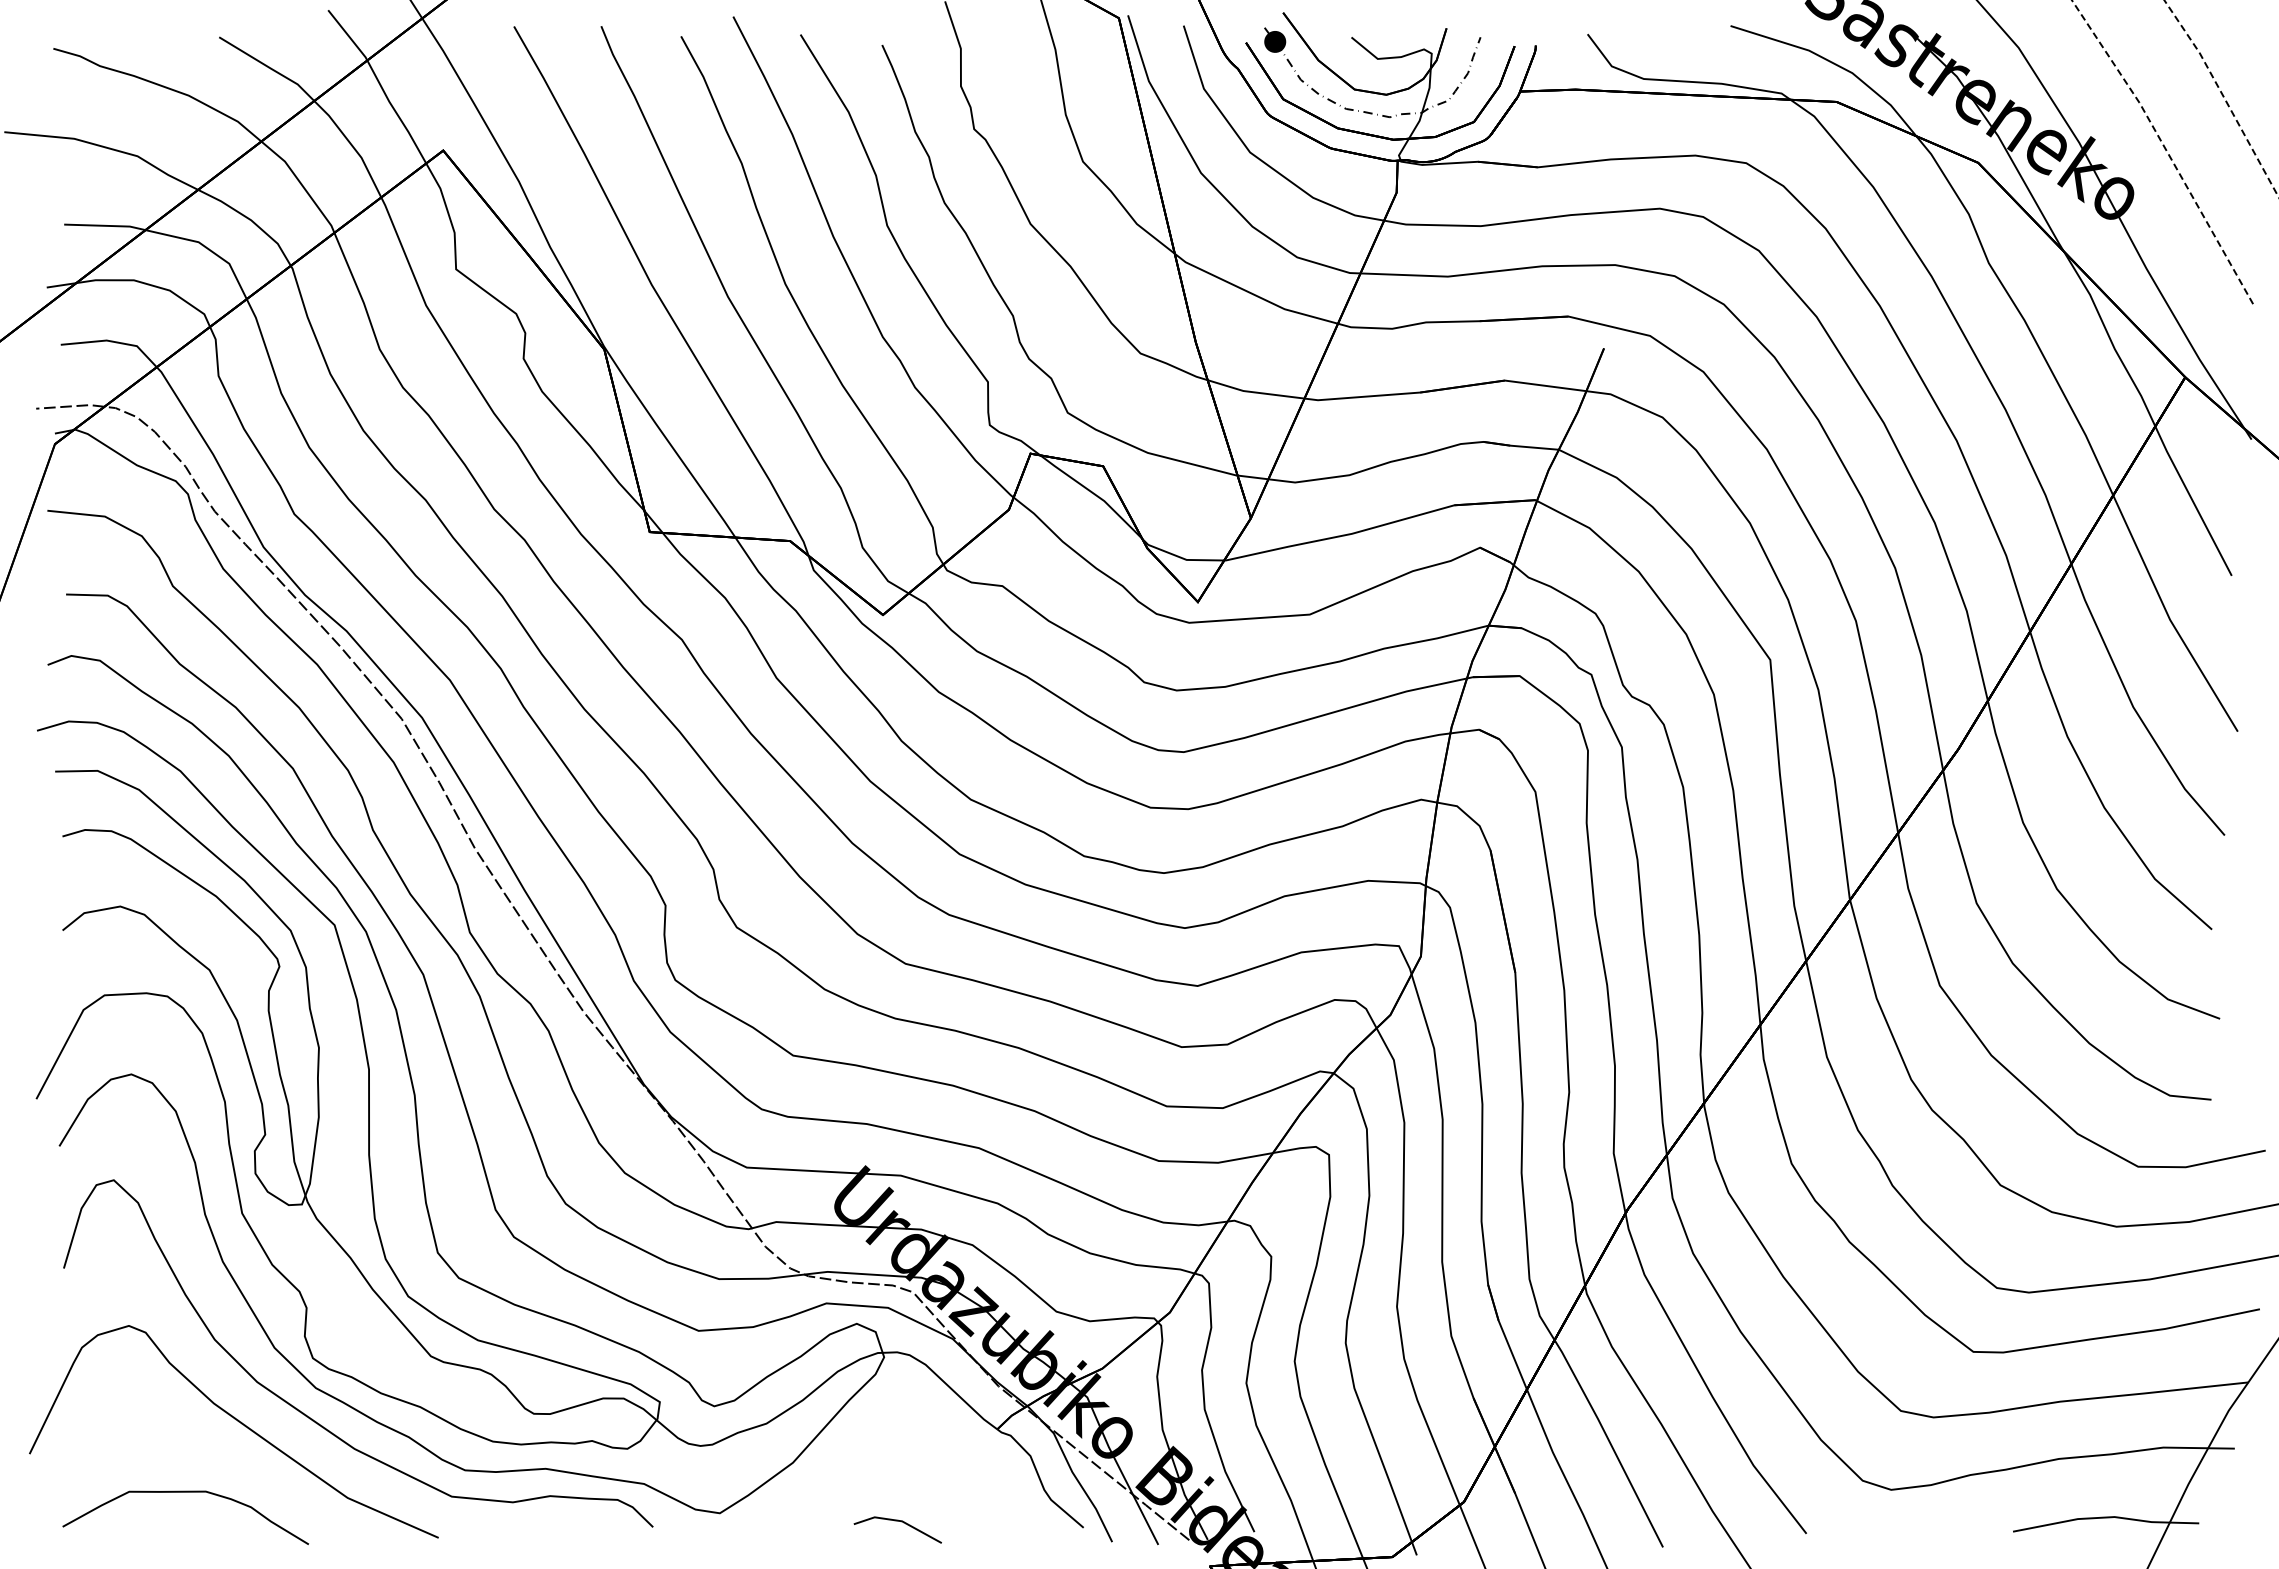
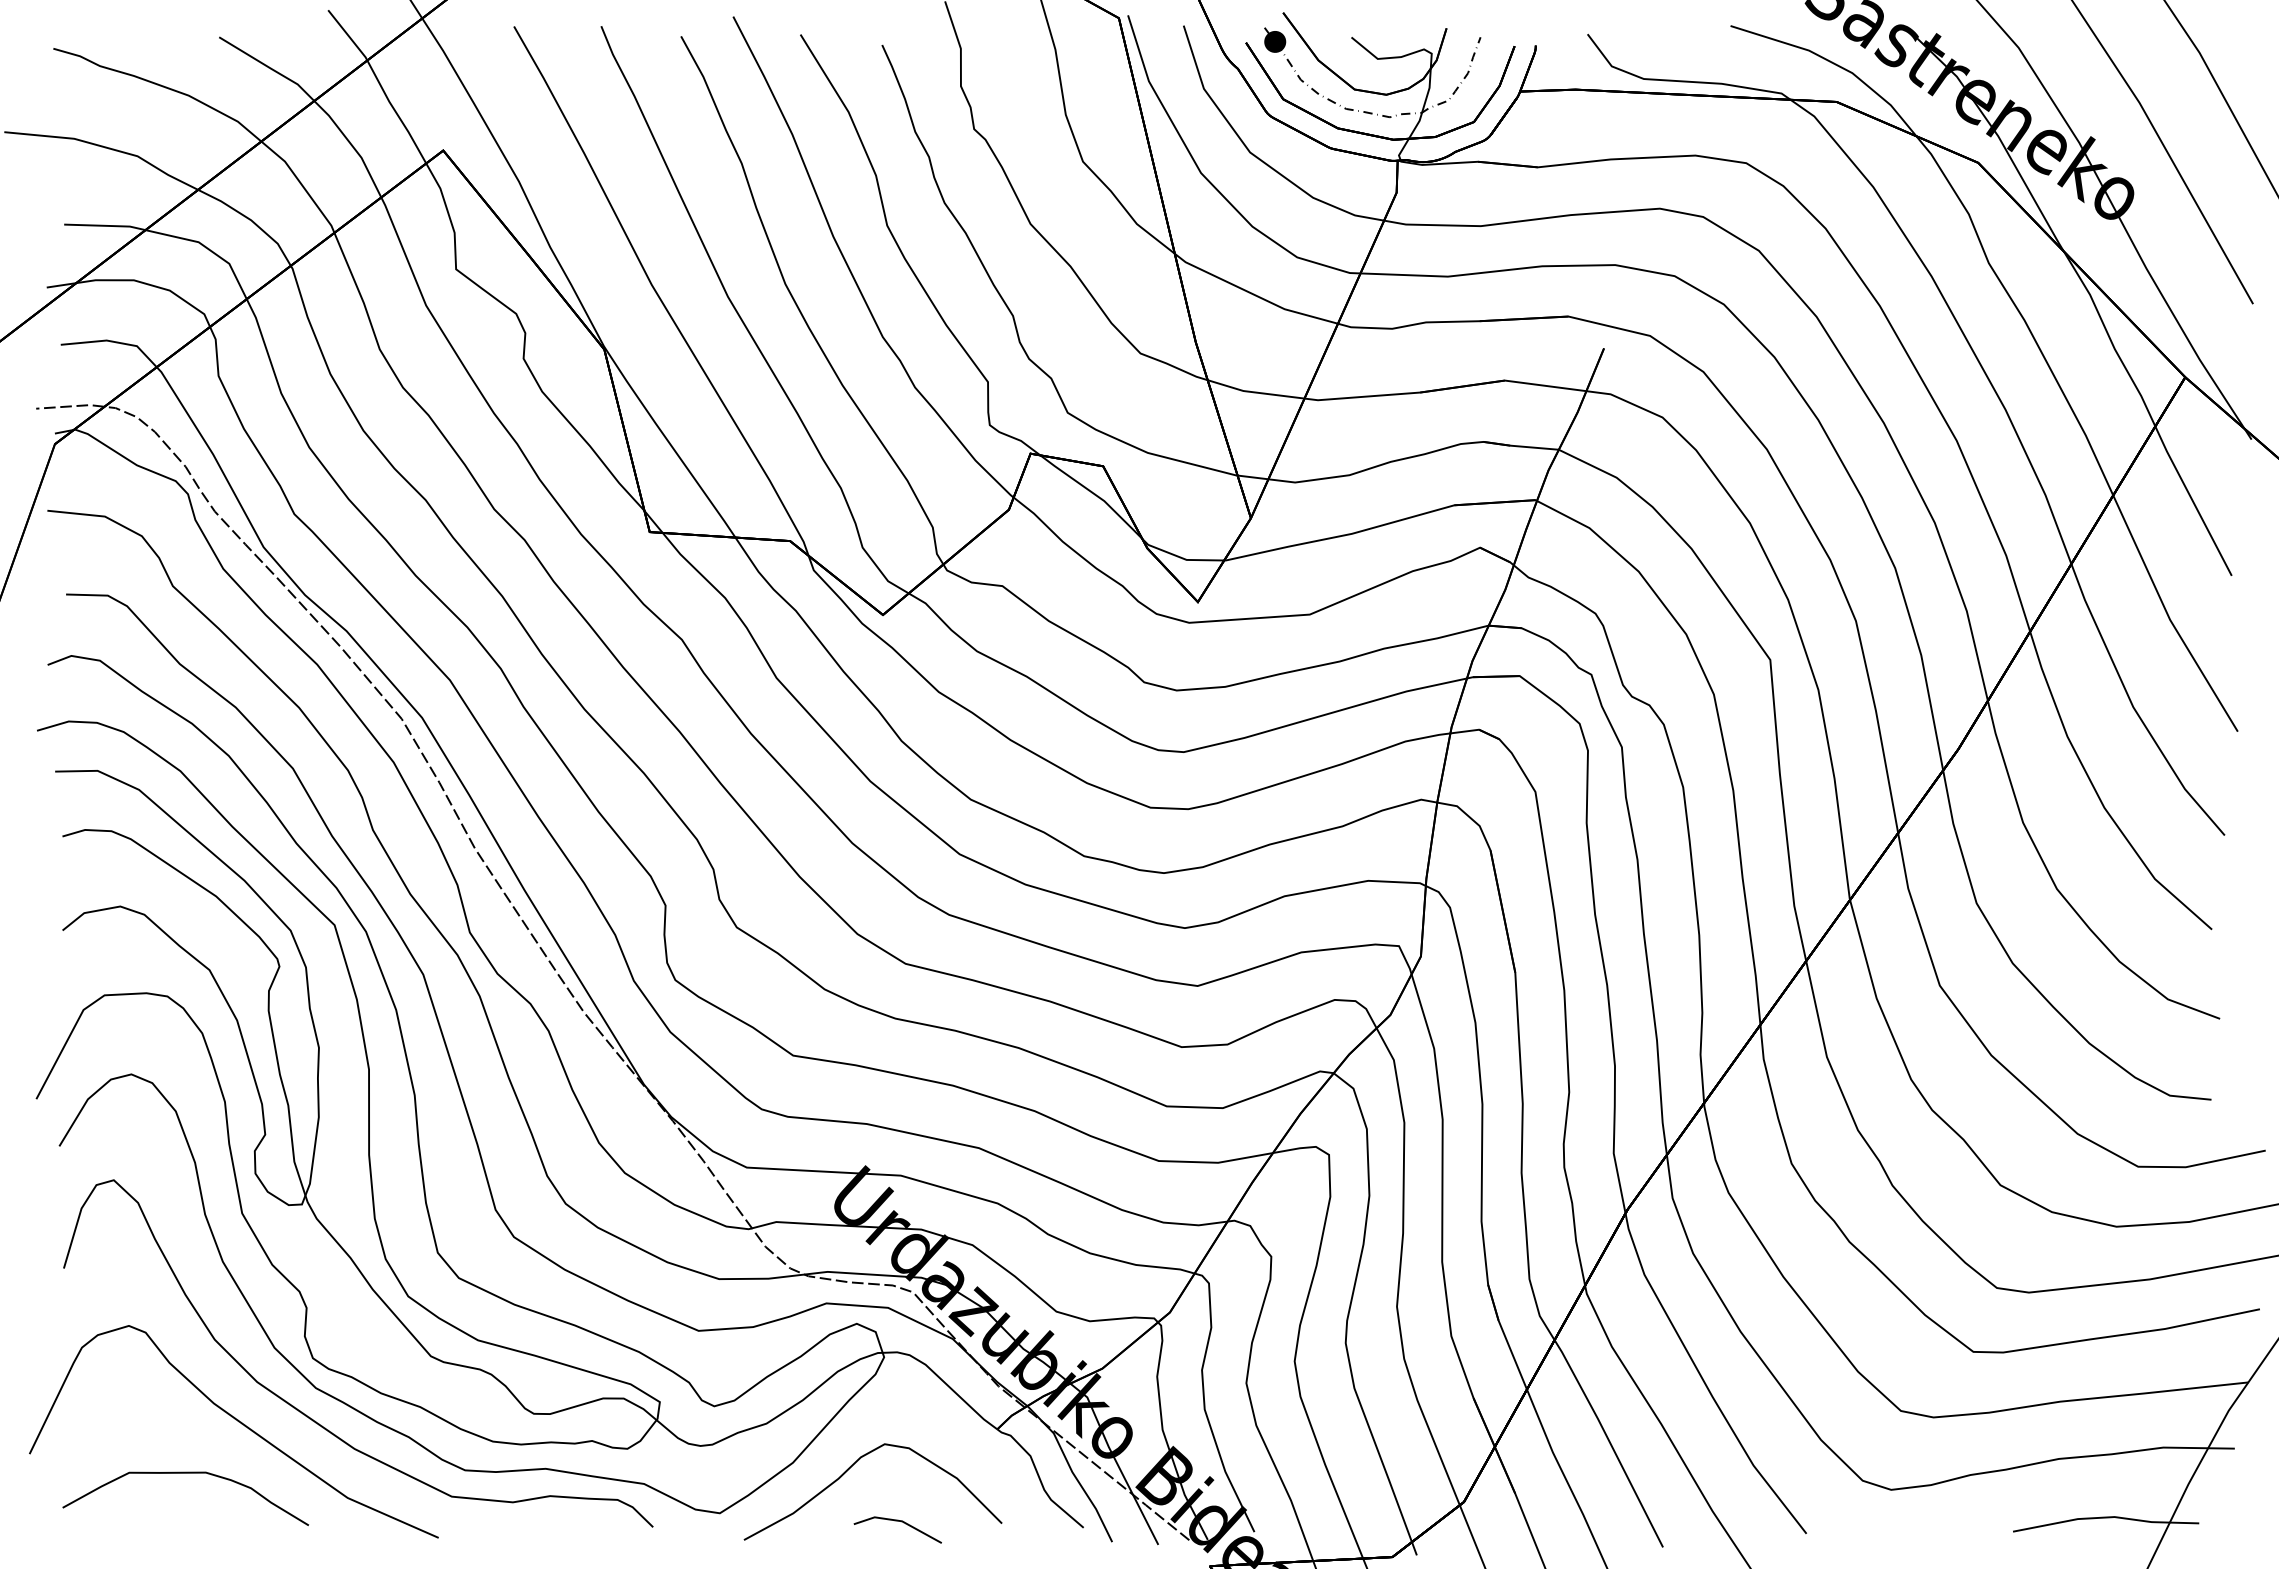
line: dashed -> solid (2223, 96)
line: dashed -> solid (2165, 149)
curve: none -> present (850, 1468)
curve position: (185, 1492) -> (185, 1473) (185, 1473)
